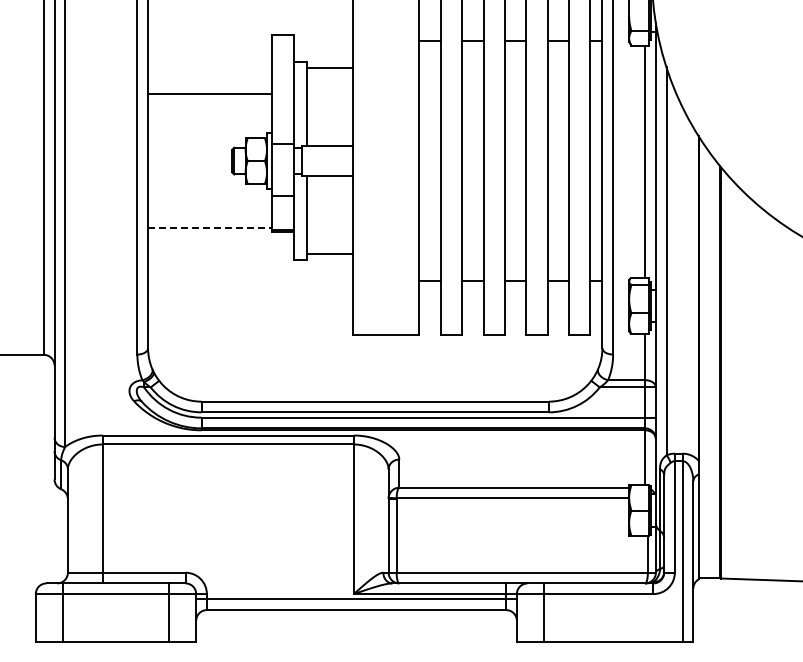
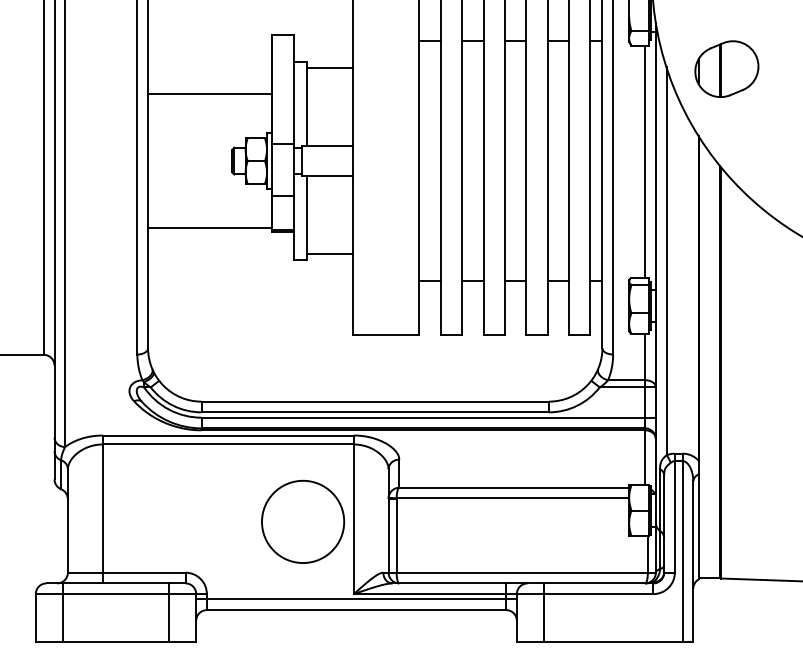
part: none -> present (726, 68)
line: dashed -> solid (210, 227)
circle: none -> present (303, 521)
